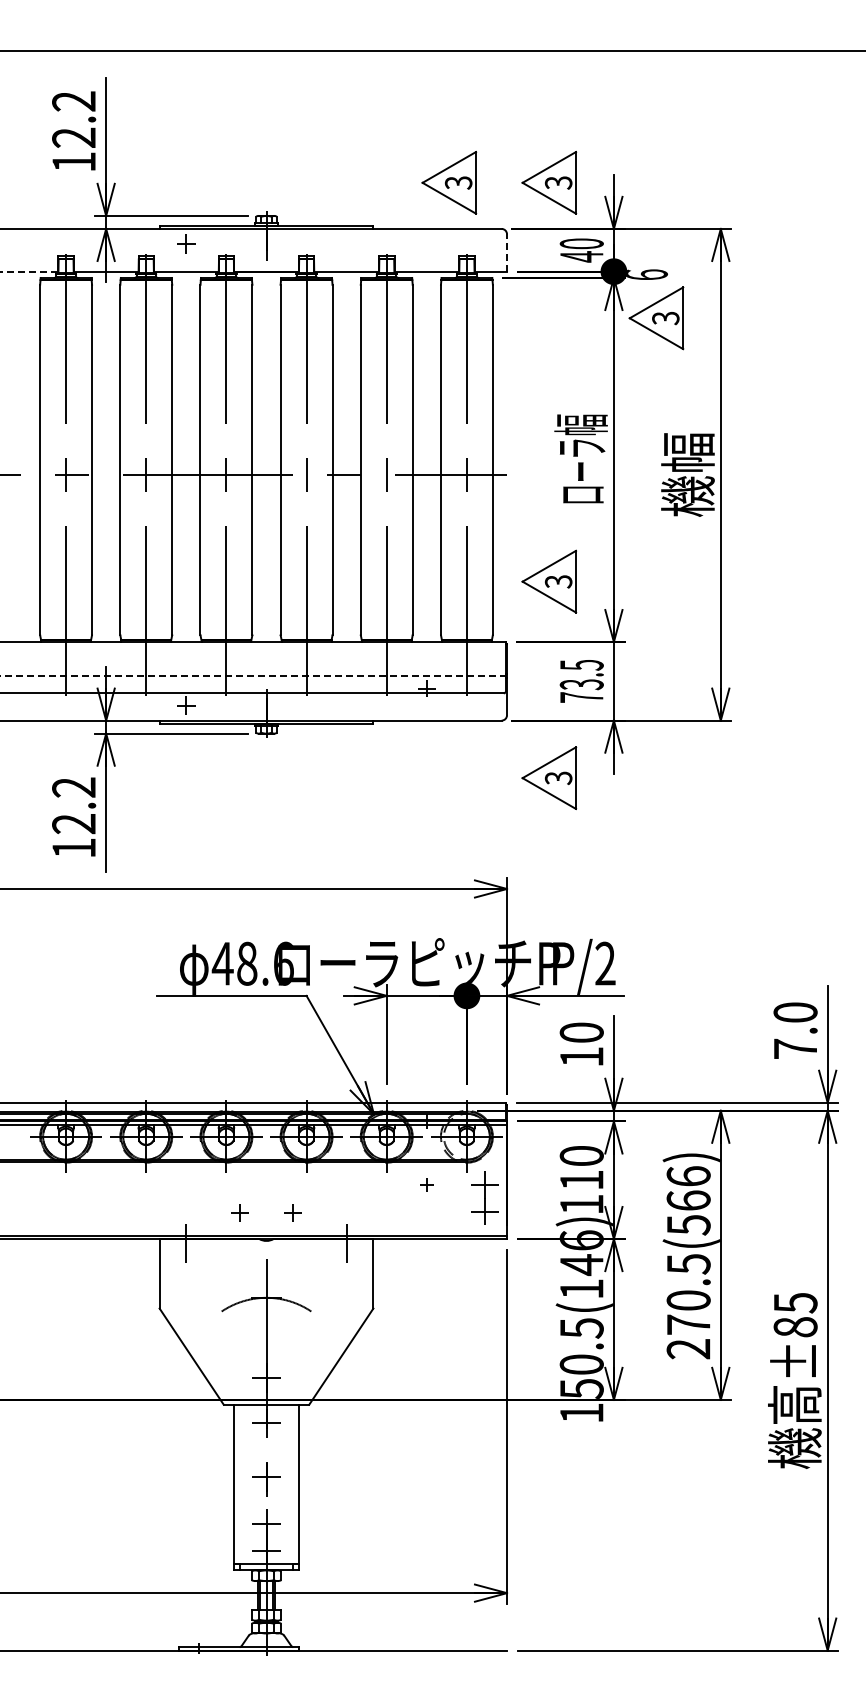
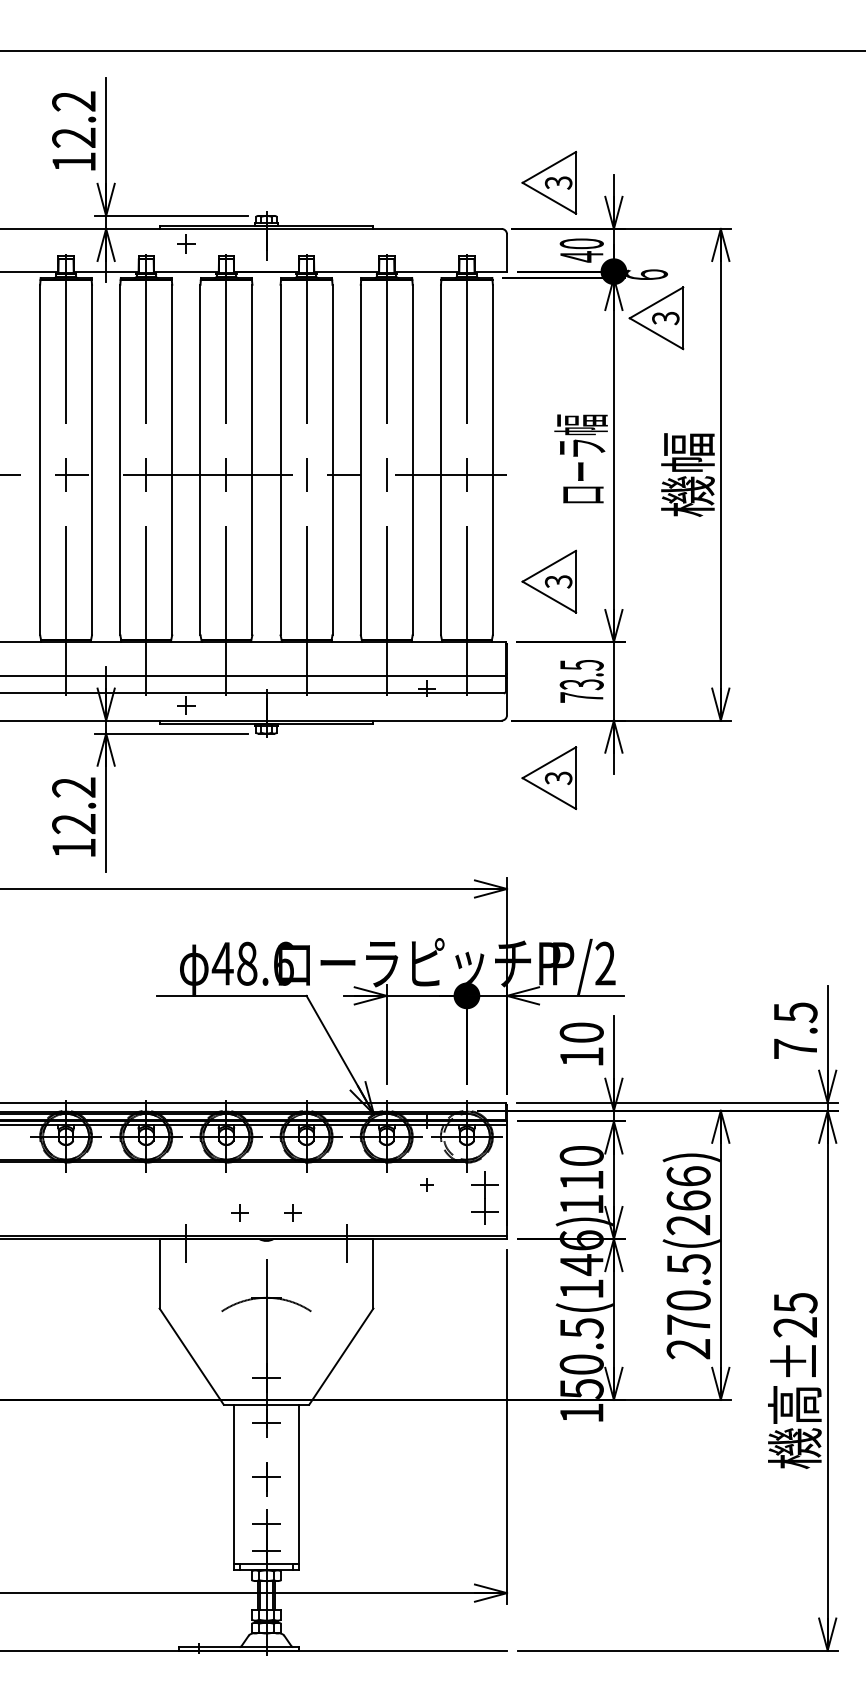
part: present -> none (449, 182)
line: dashed -> solid (507, 252)
line: dashed -> solid (29, 271)
line: dashed -> solid (253, 676)
text: 7.0 -> 7.5 (795, 1012)
text: 270.5(566) -> 270.5(266) (688, 1225)
text: ±85 -> ±25 (795, 1327)
